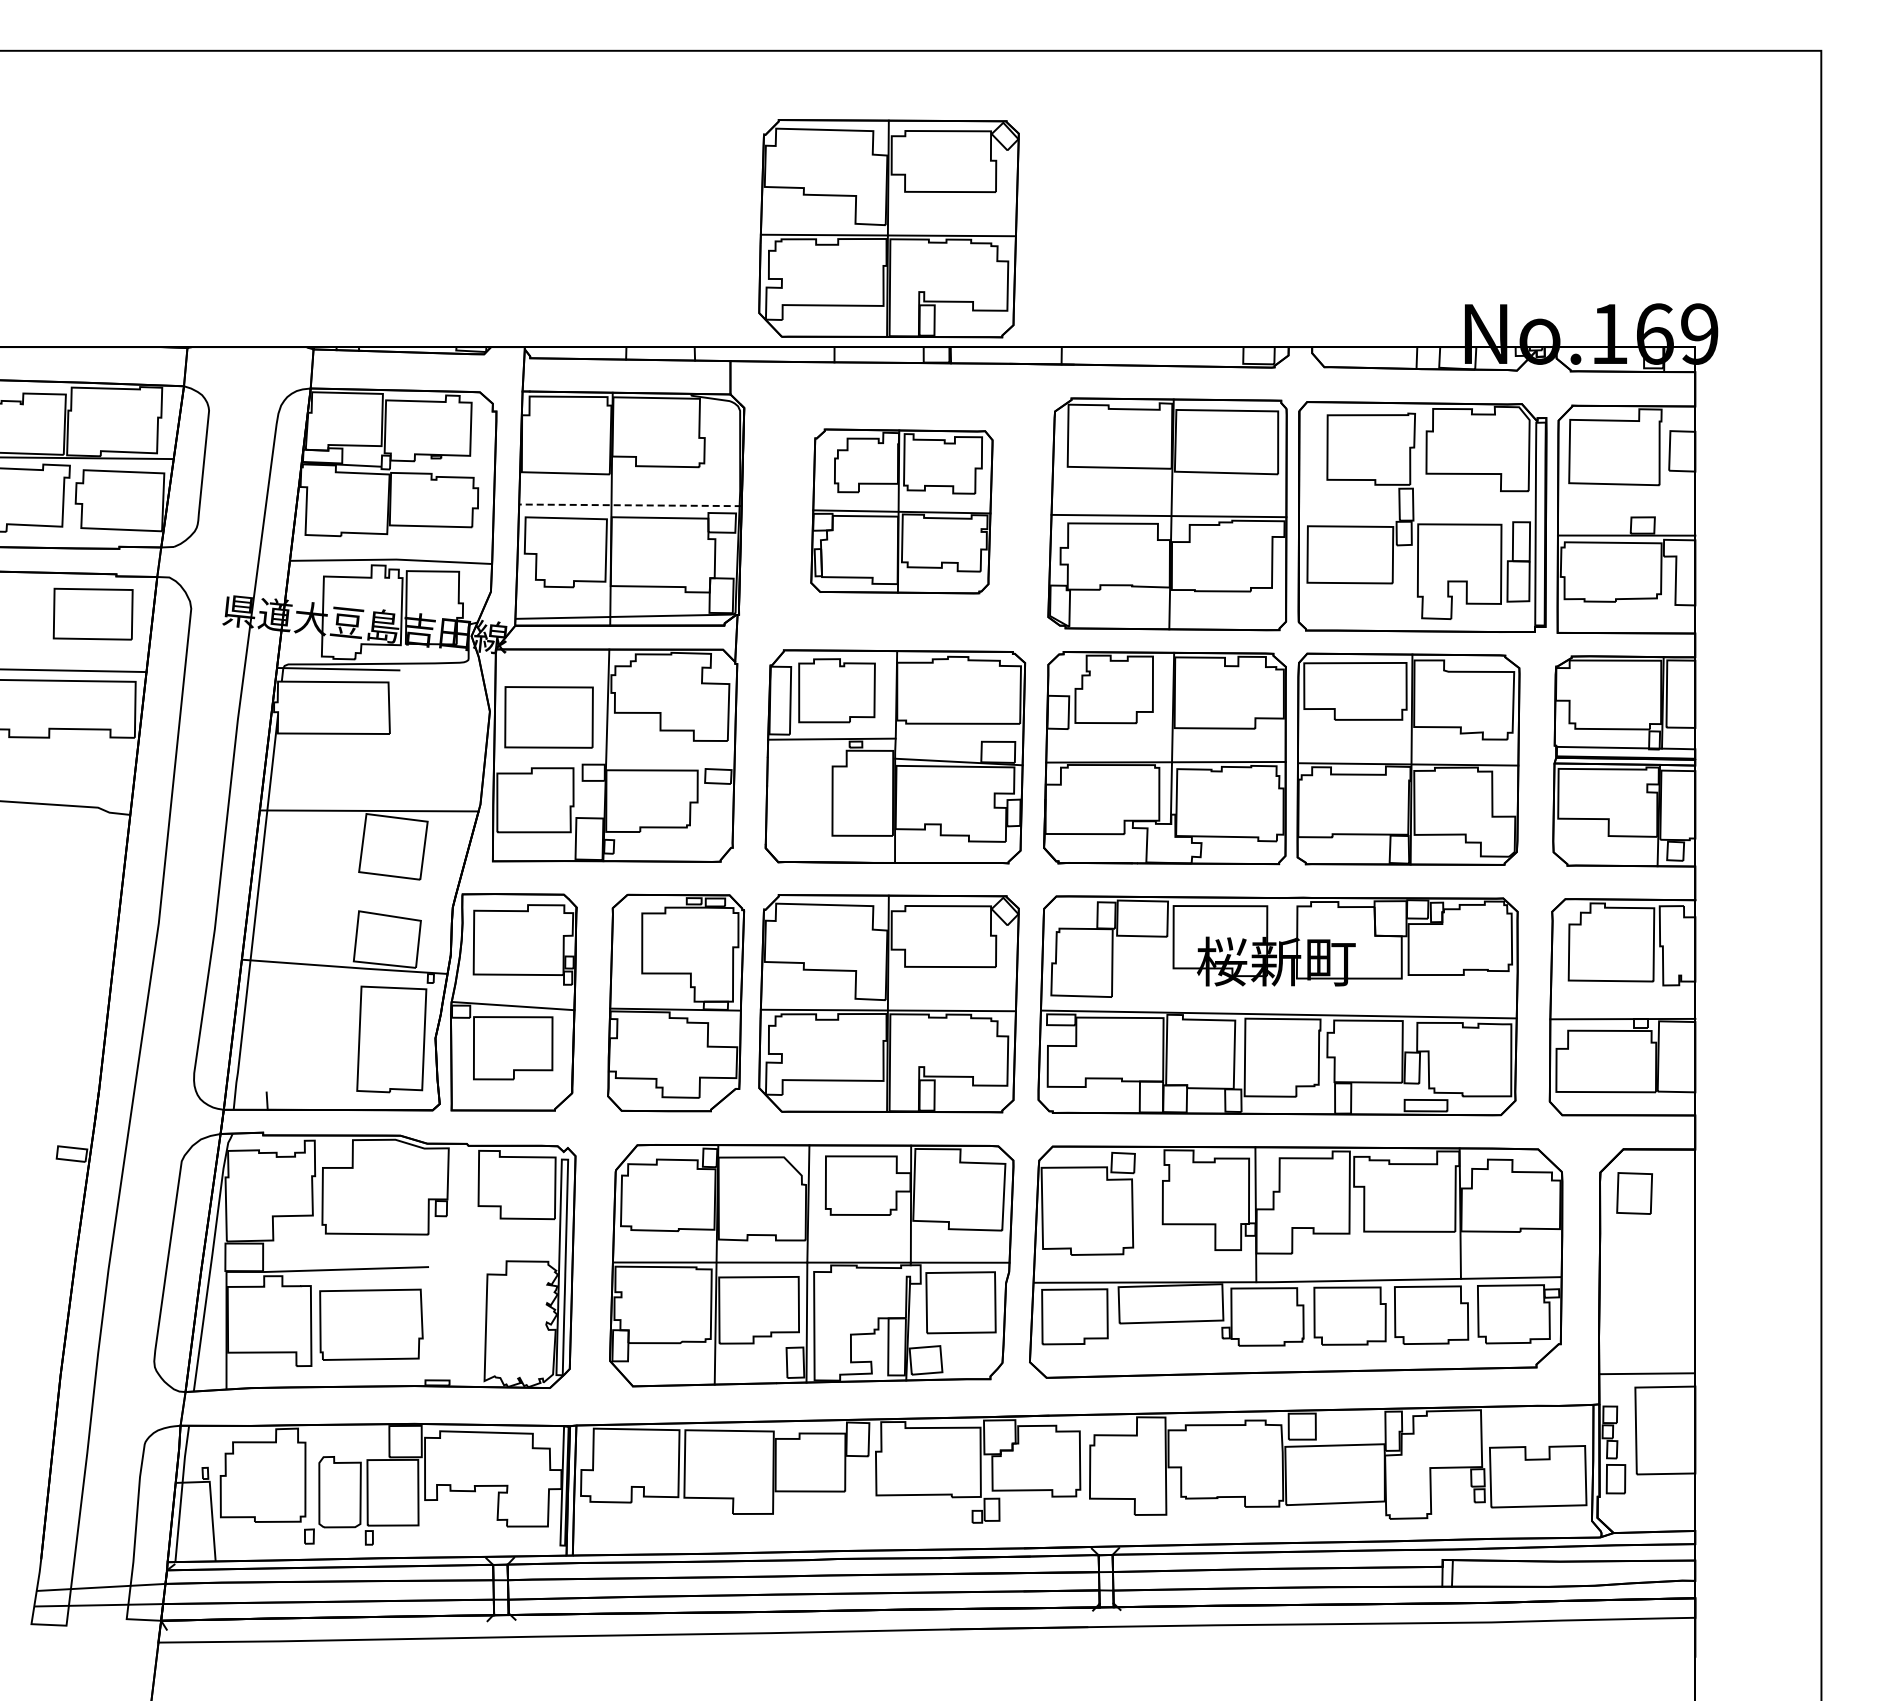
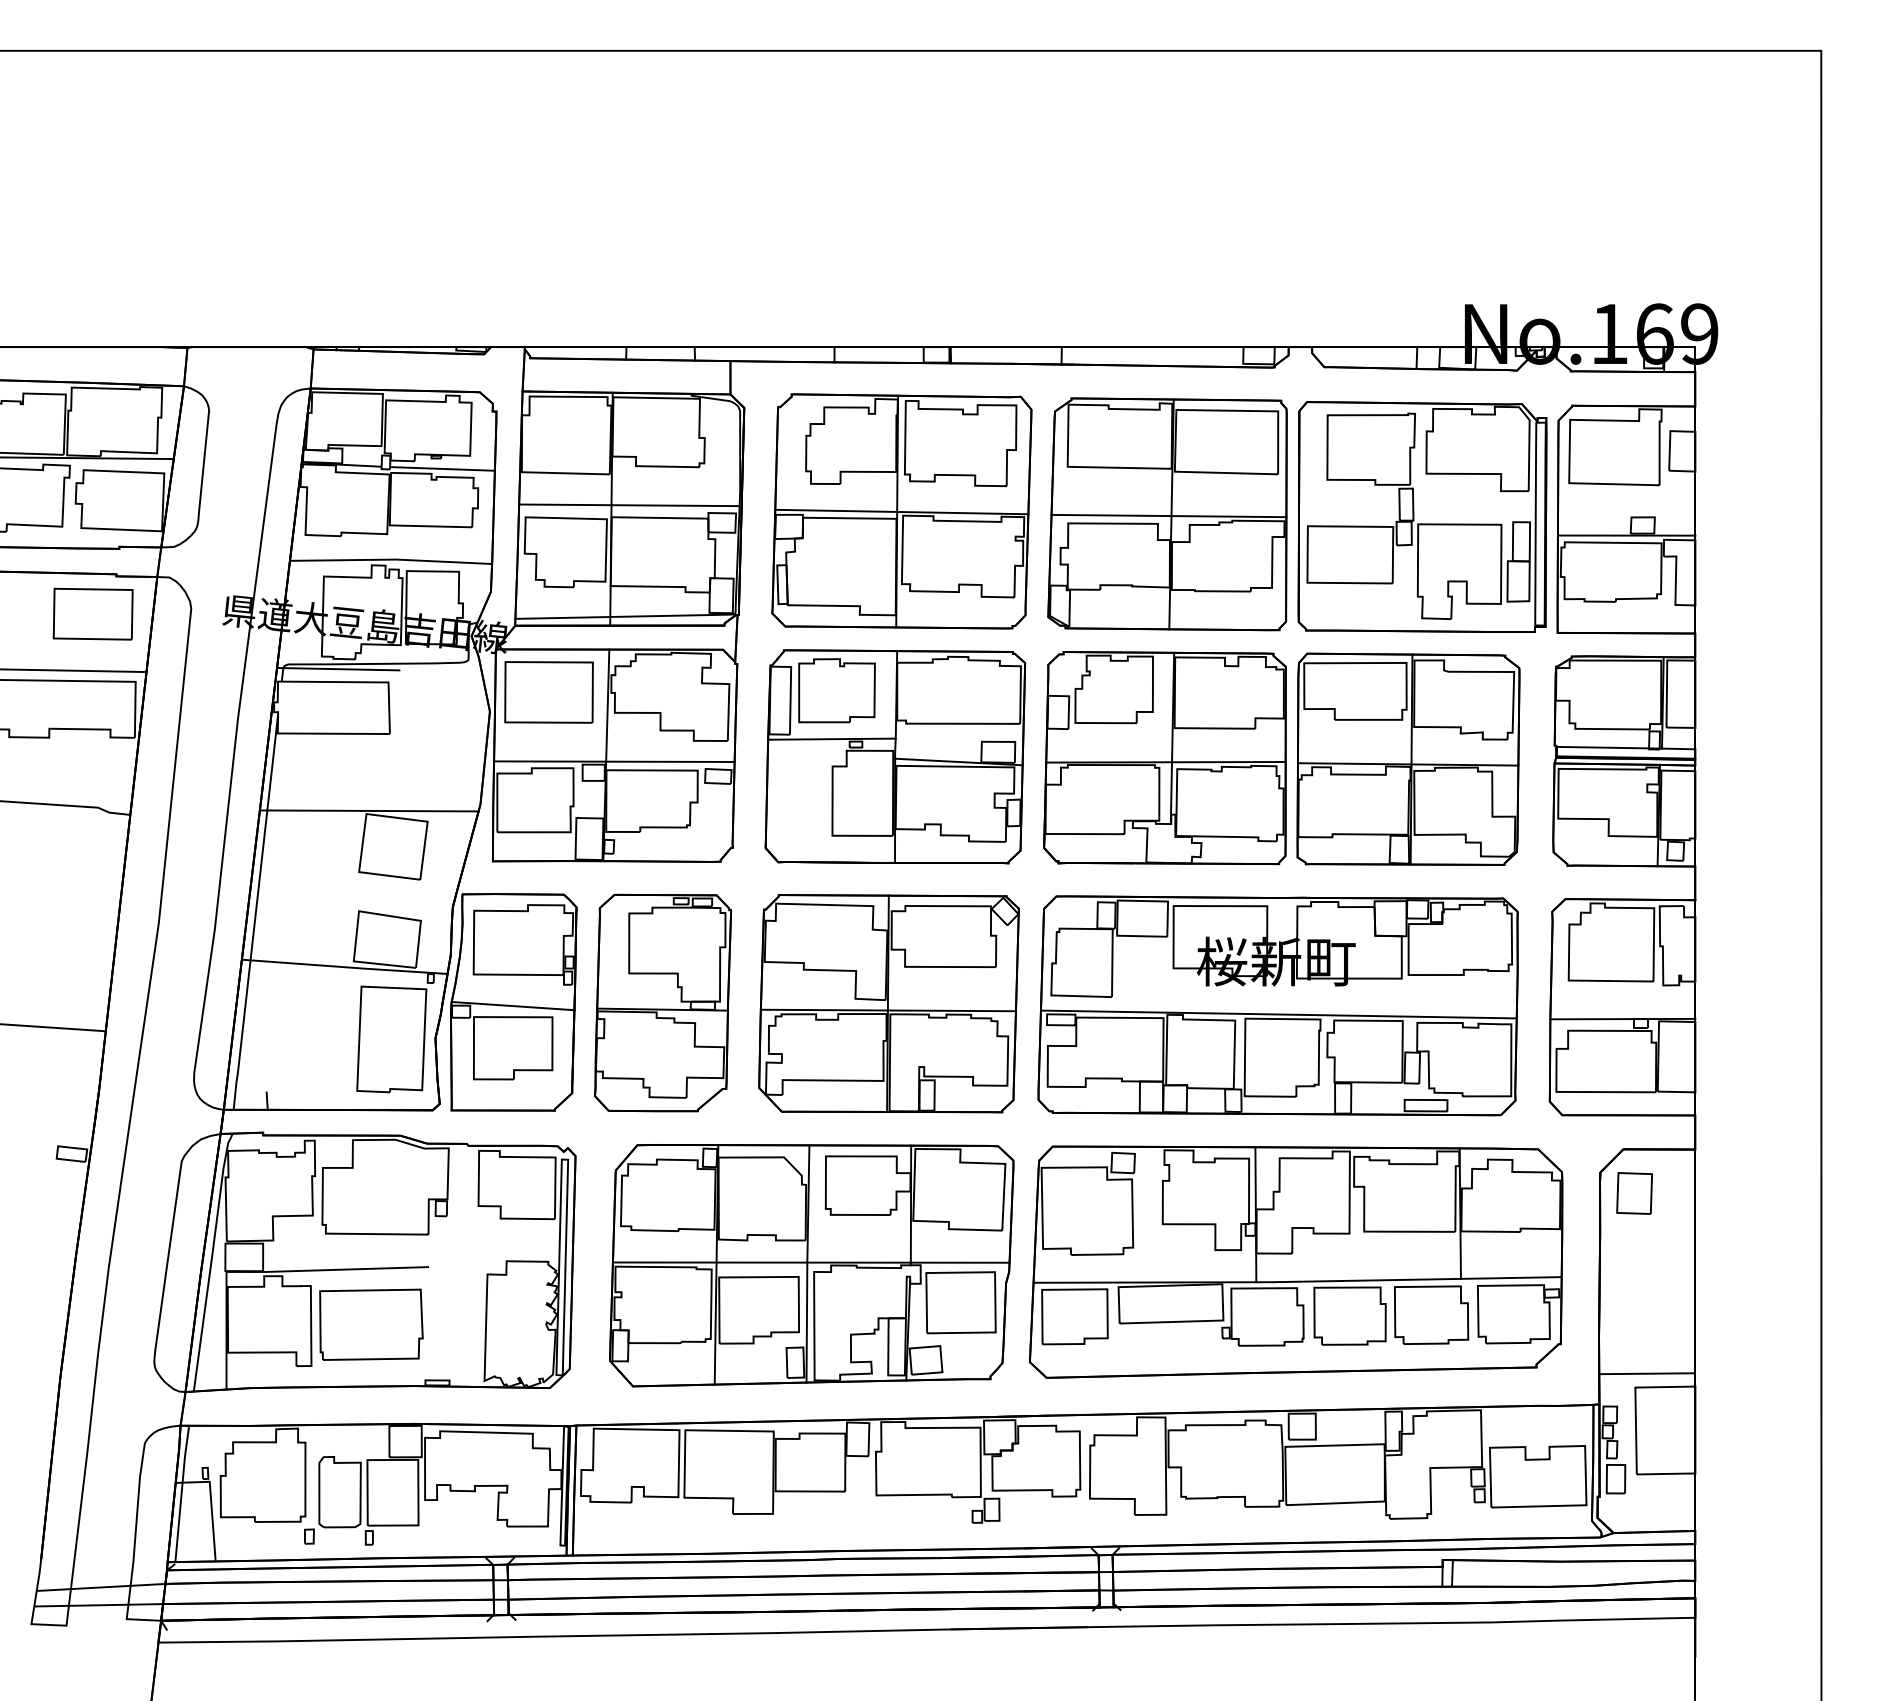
part: present -> none (888, 228)
line: none -> present (442, 468)
line: dashed -> solid (629, 505)
part size: 184x167 px -> 262x237 px (901, 511)
part position: (548, 717) -> (548, 692) (548, 692)
line: none -> present (614, 761)
part position: (676, 1002) -> (663, 1002) (663, 1002)
line: none -> present (53, 1027)
